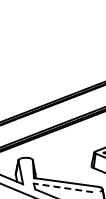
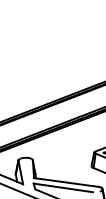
line: dashed -> solid (63, 187)
